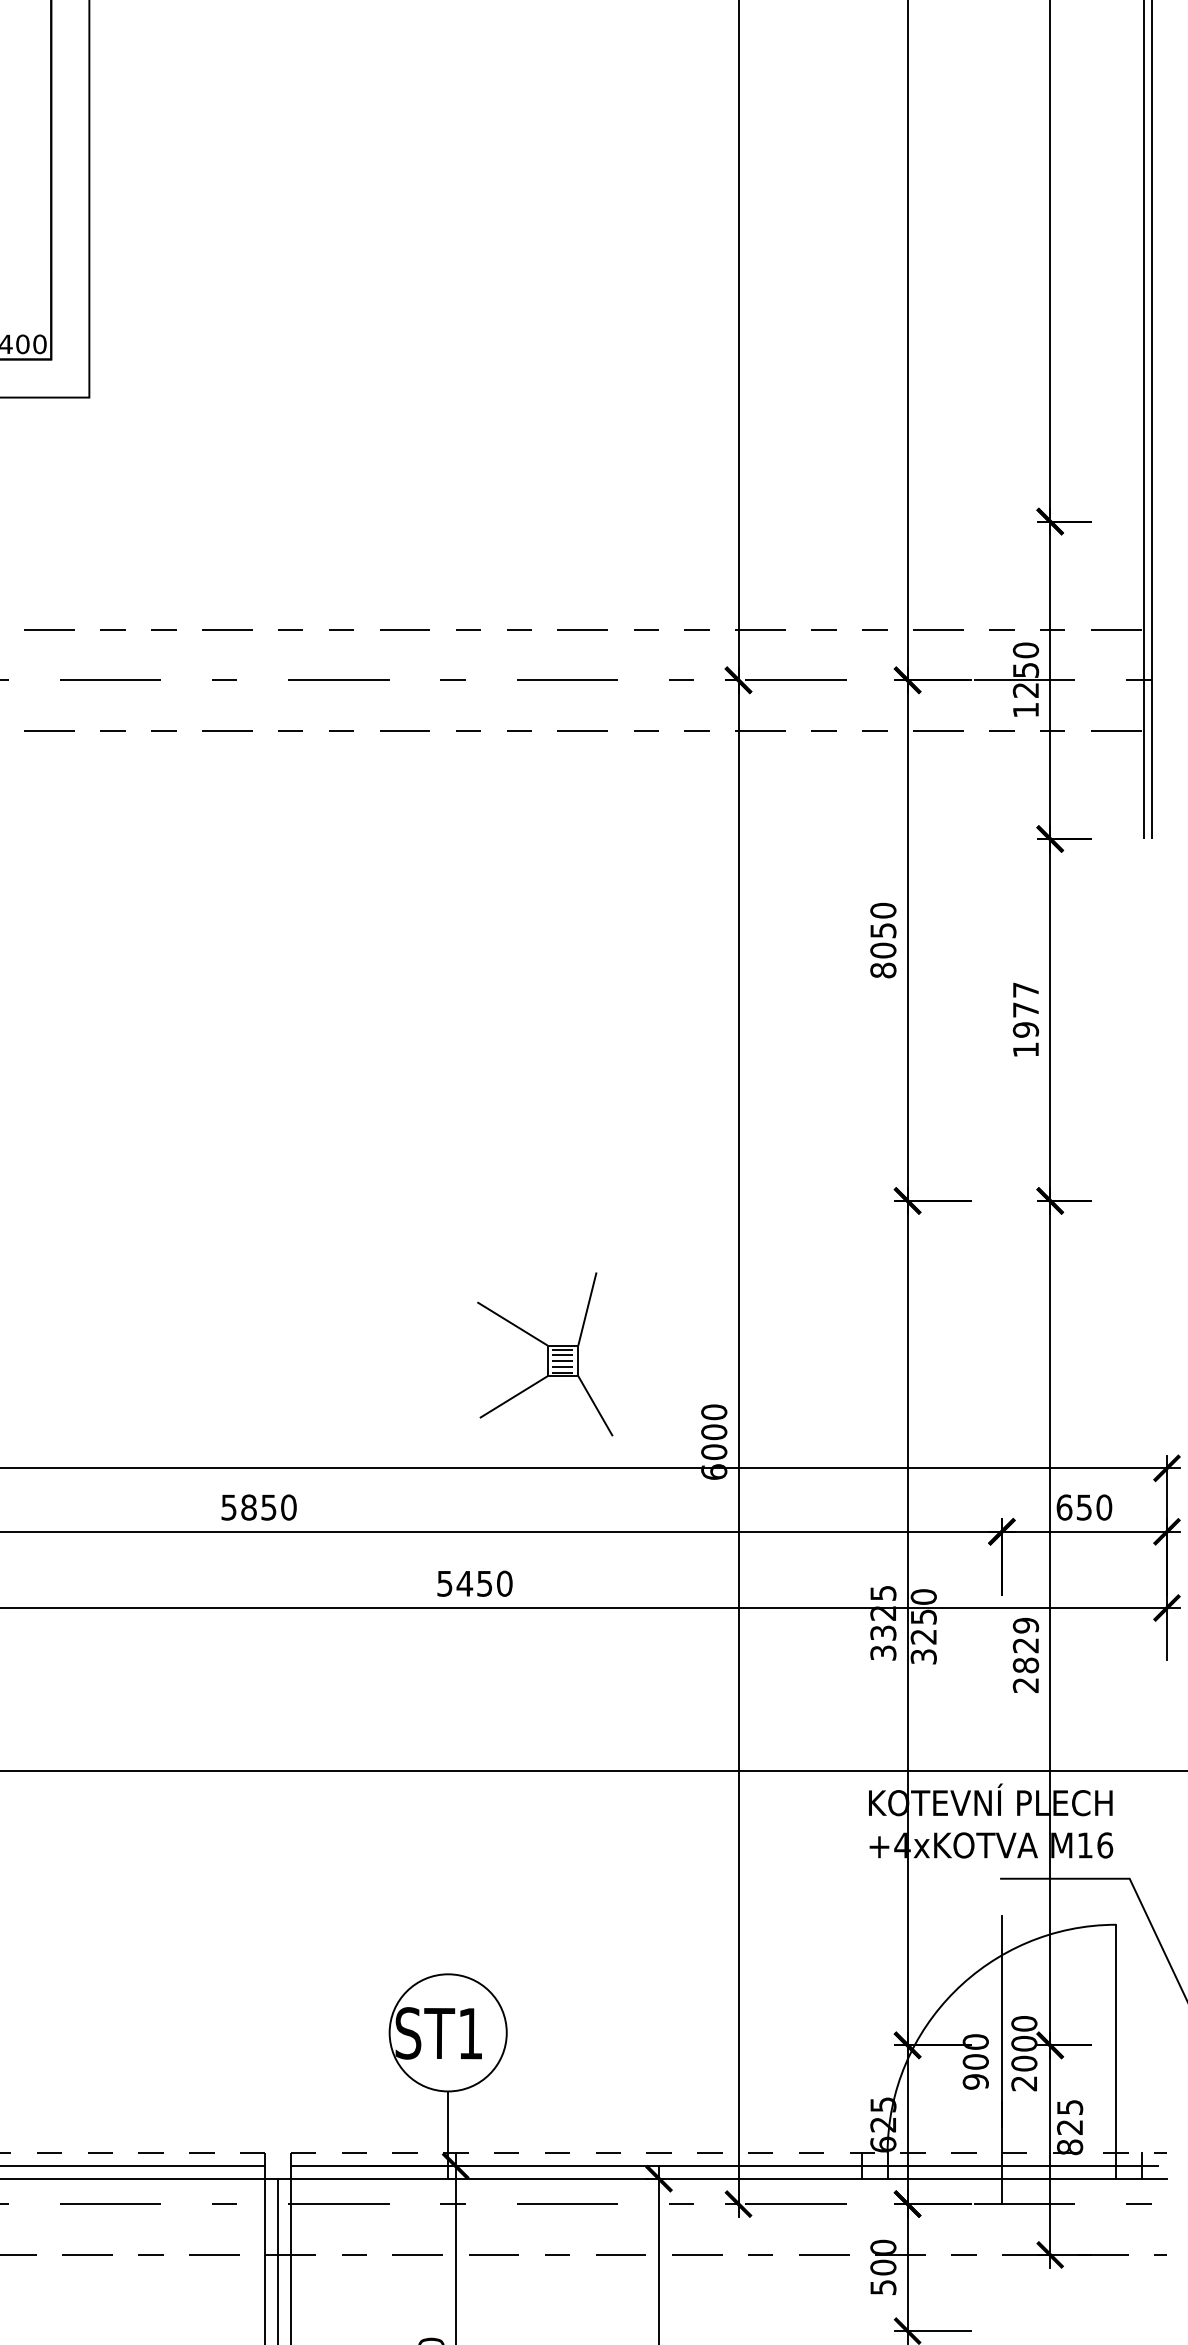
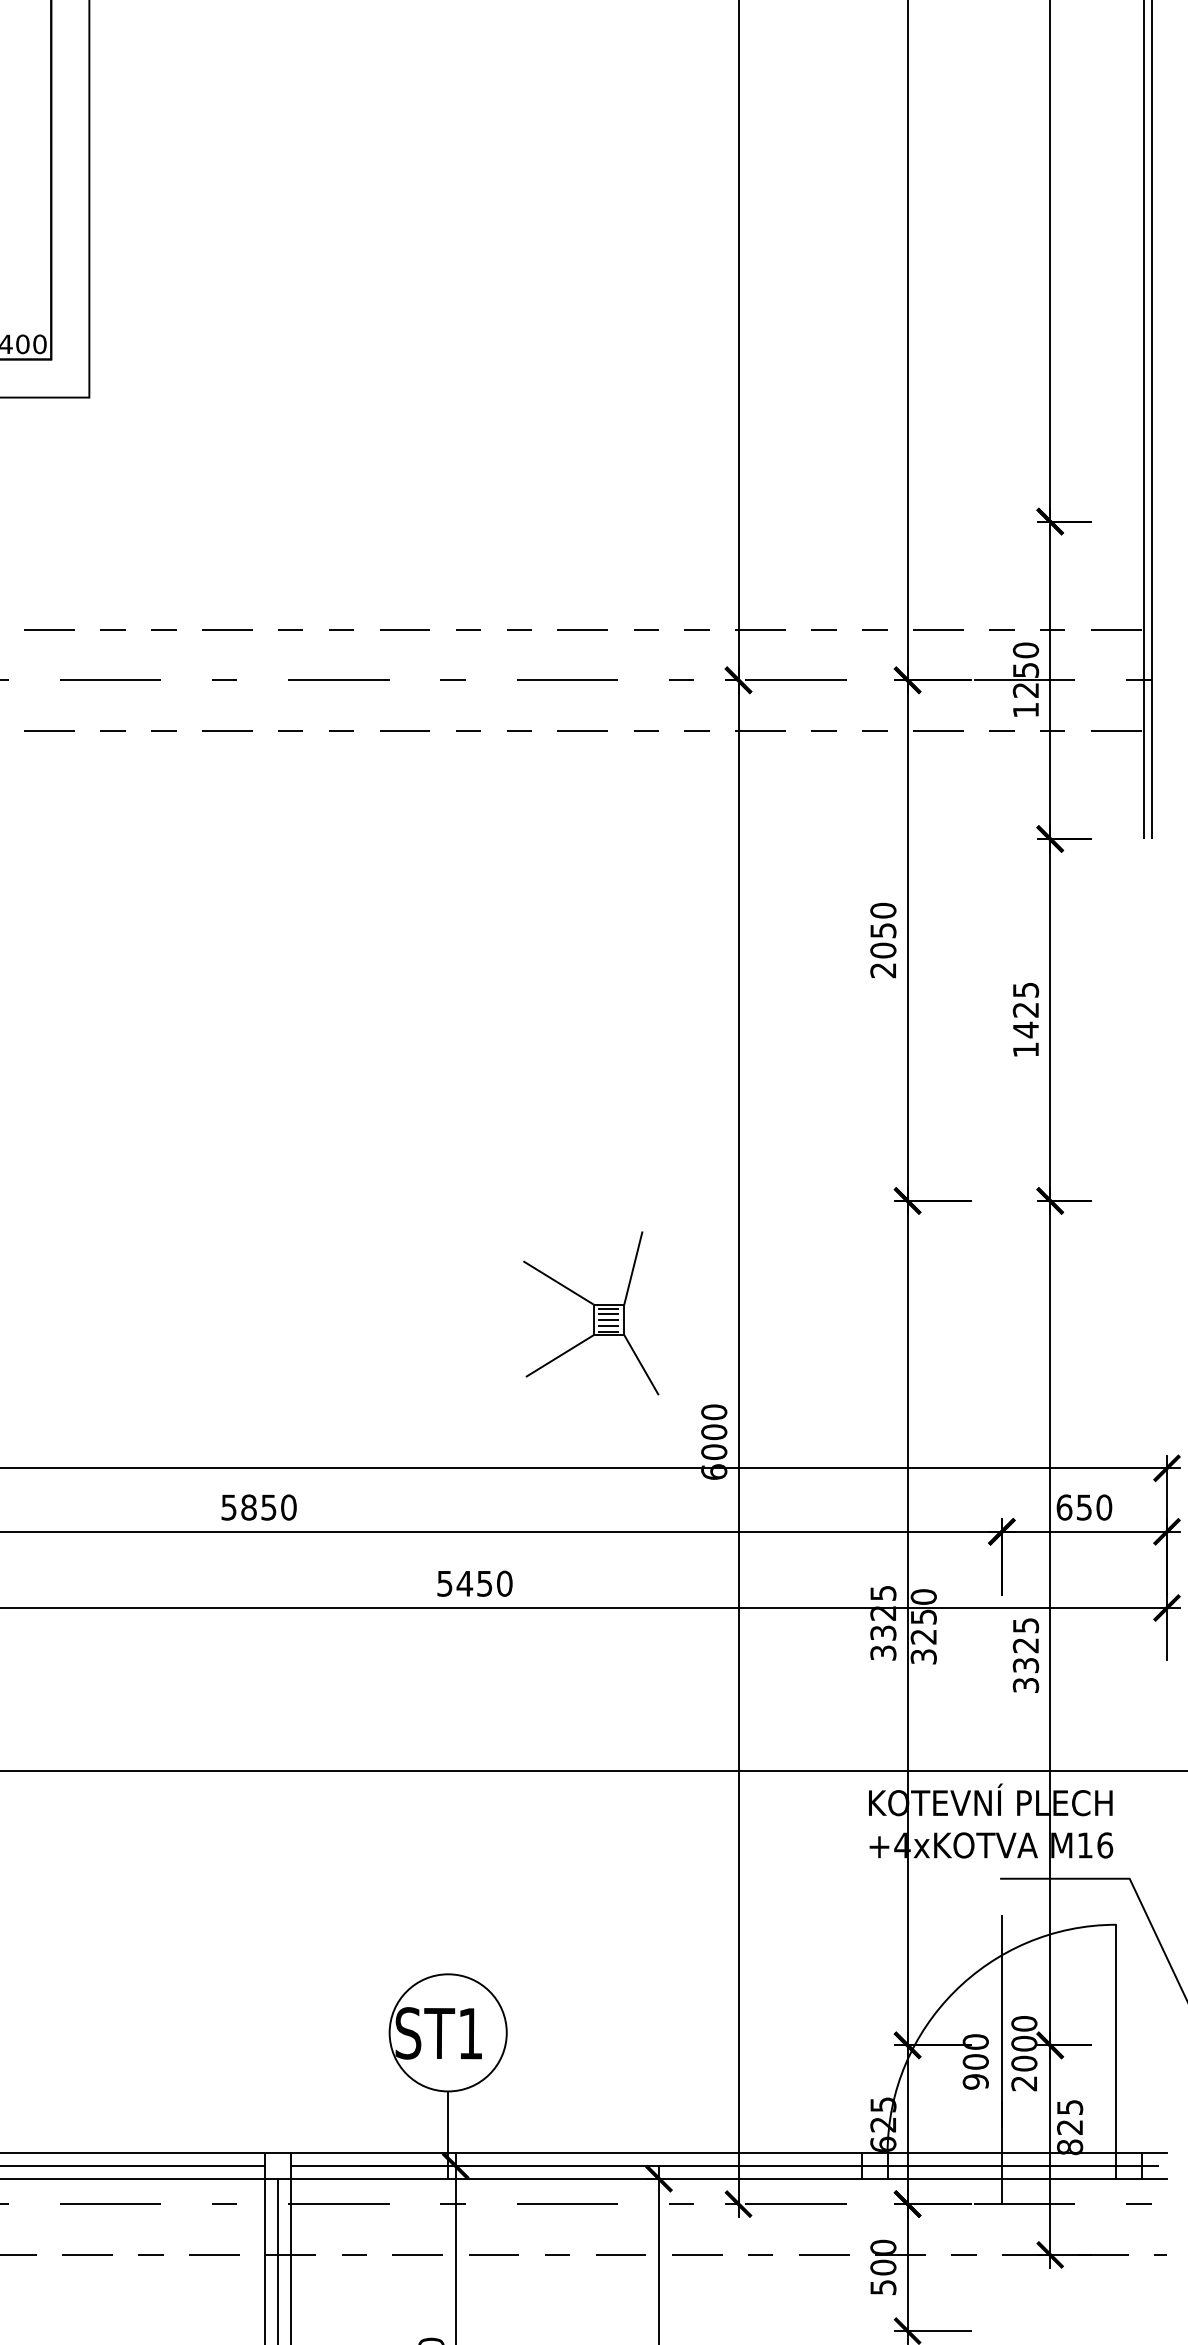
text: 8050 -> 2050 (883, 970)
text: 1977 -> 1425 (1025, 1010)
part position: (545, 1354) -> (591, 1313) (591, 1313)
text: 2829 -> 3325 (1025, 1654)
line: dashed -> solid (584, 2153)
